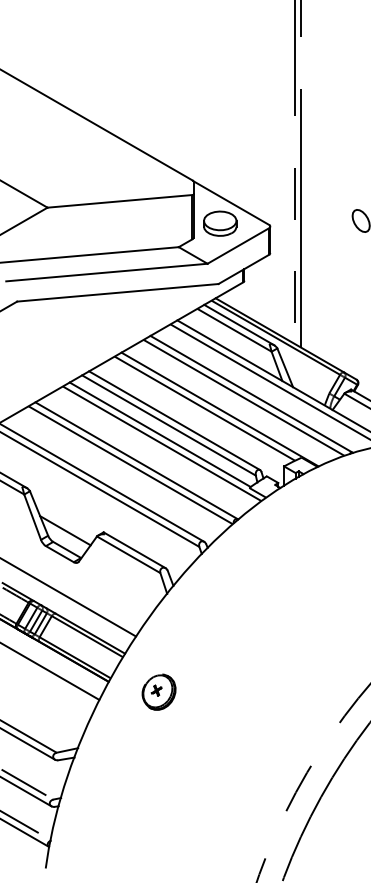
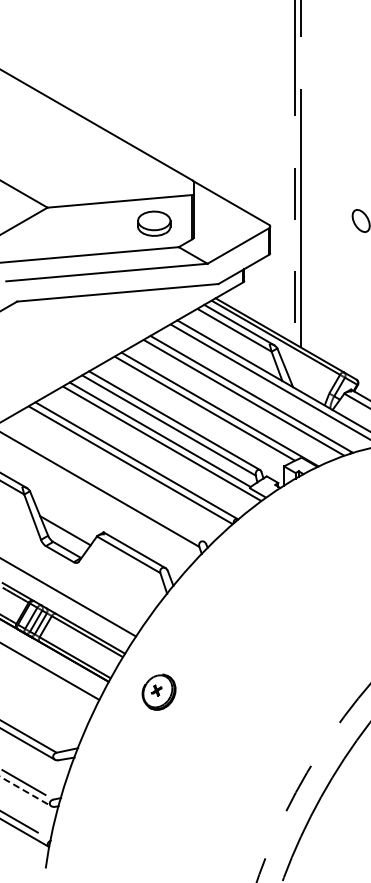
part position: (220, 223) -> (154, 223) (154, 223)
line: present -> none (103, 483)
line: solid -> dashed (26, 791)
